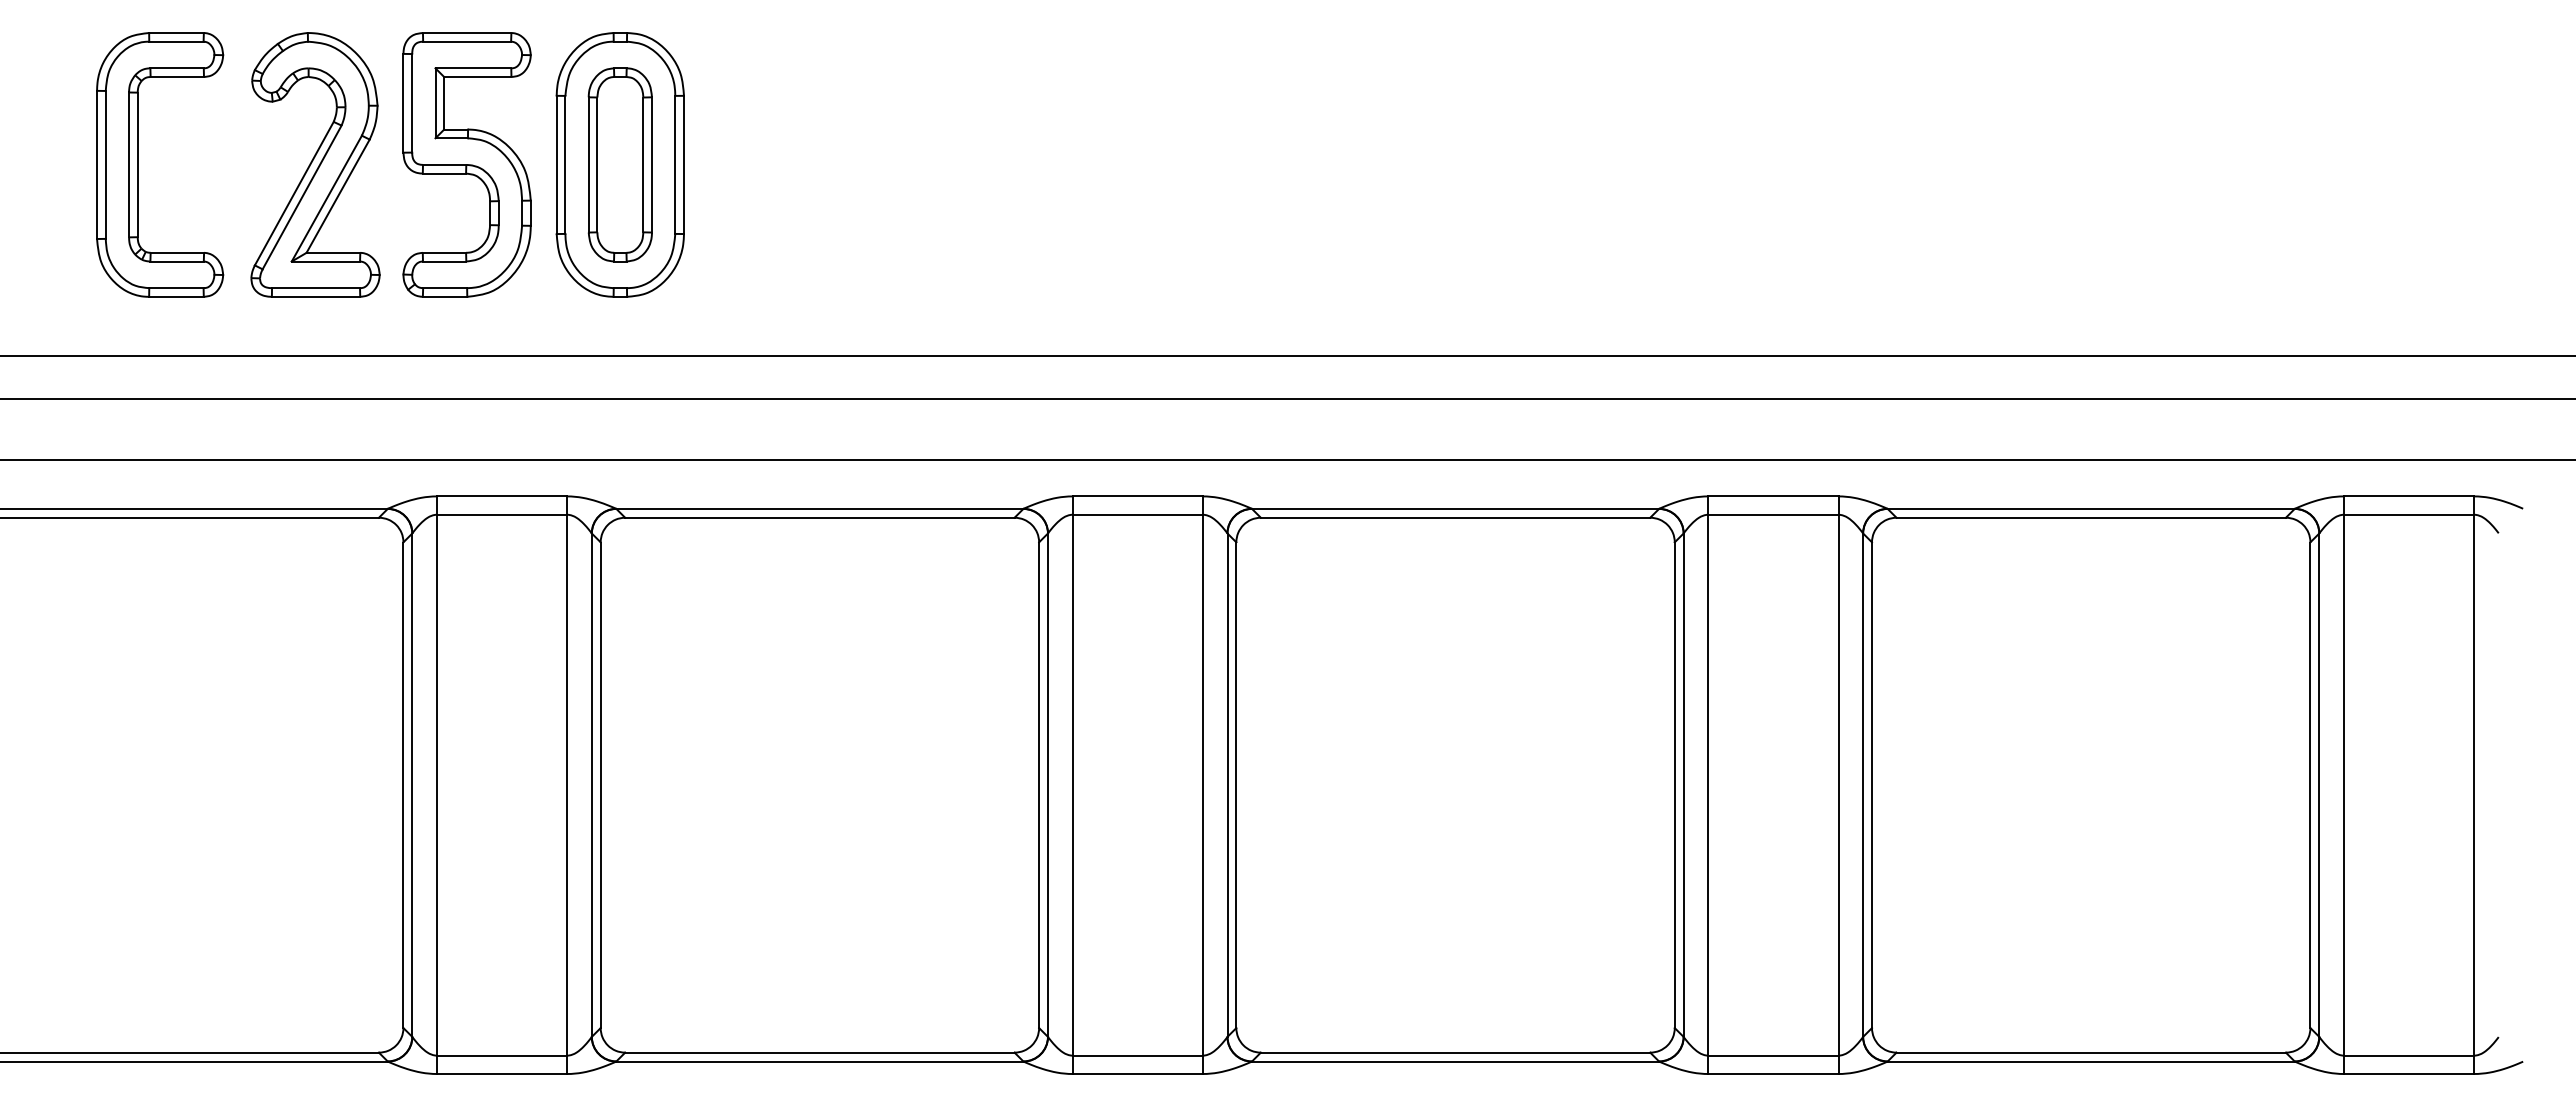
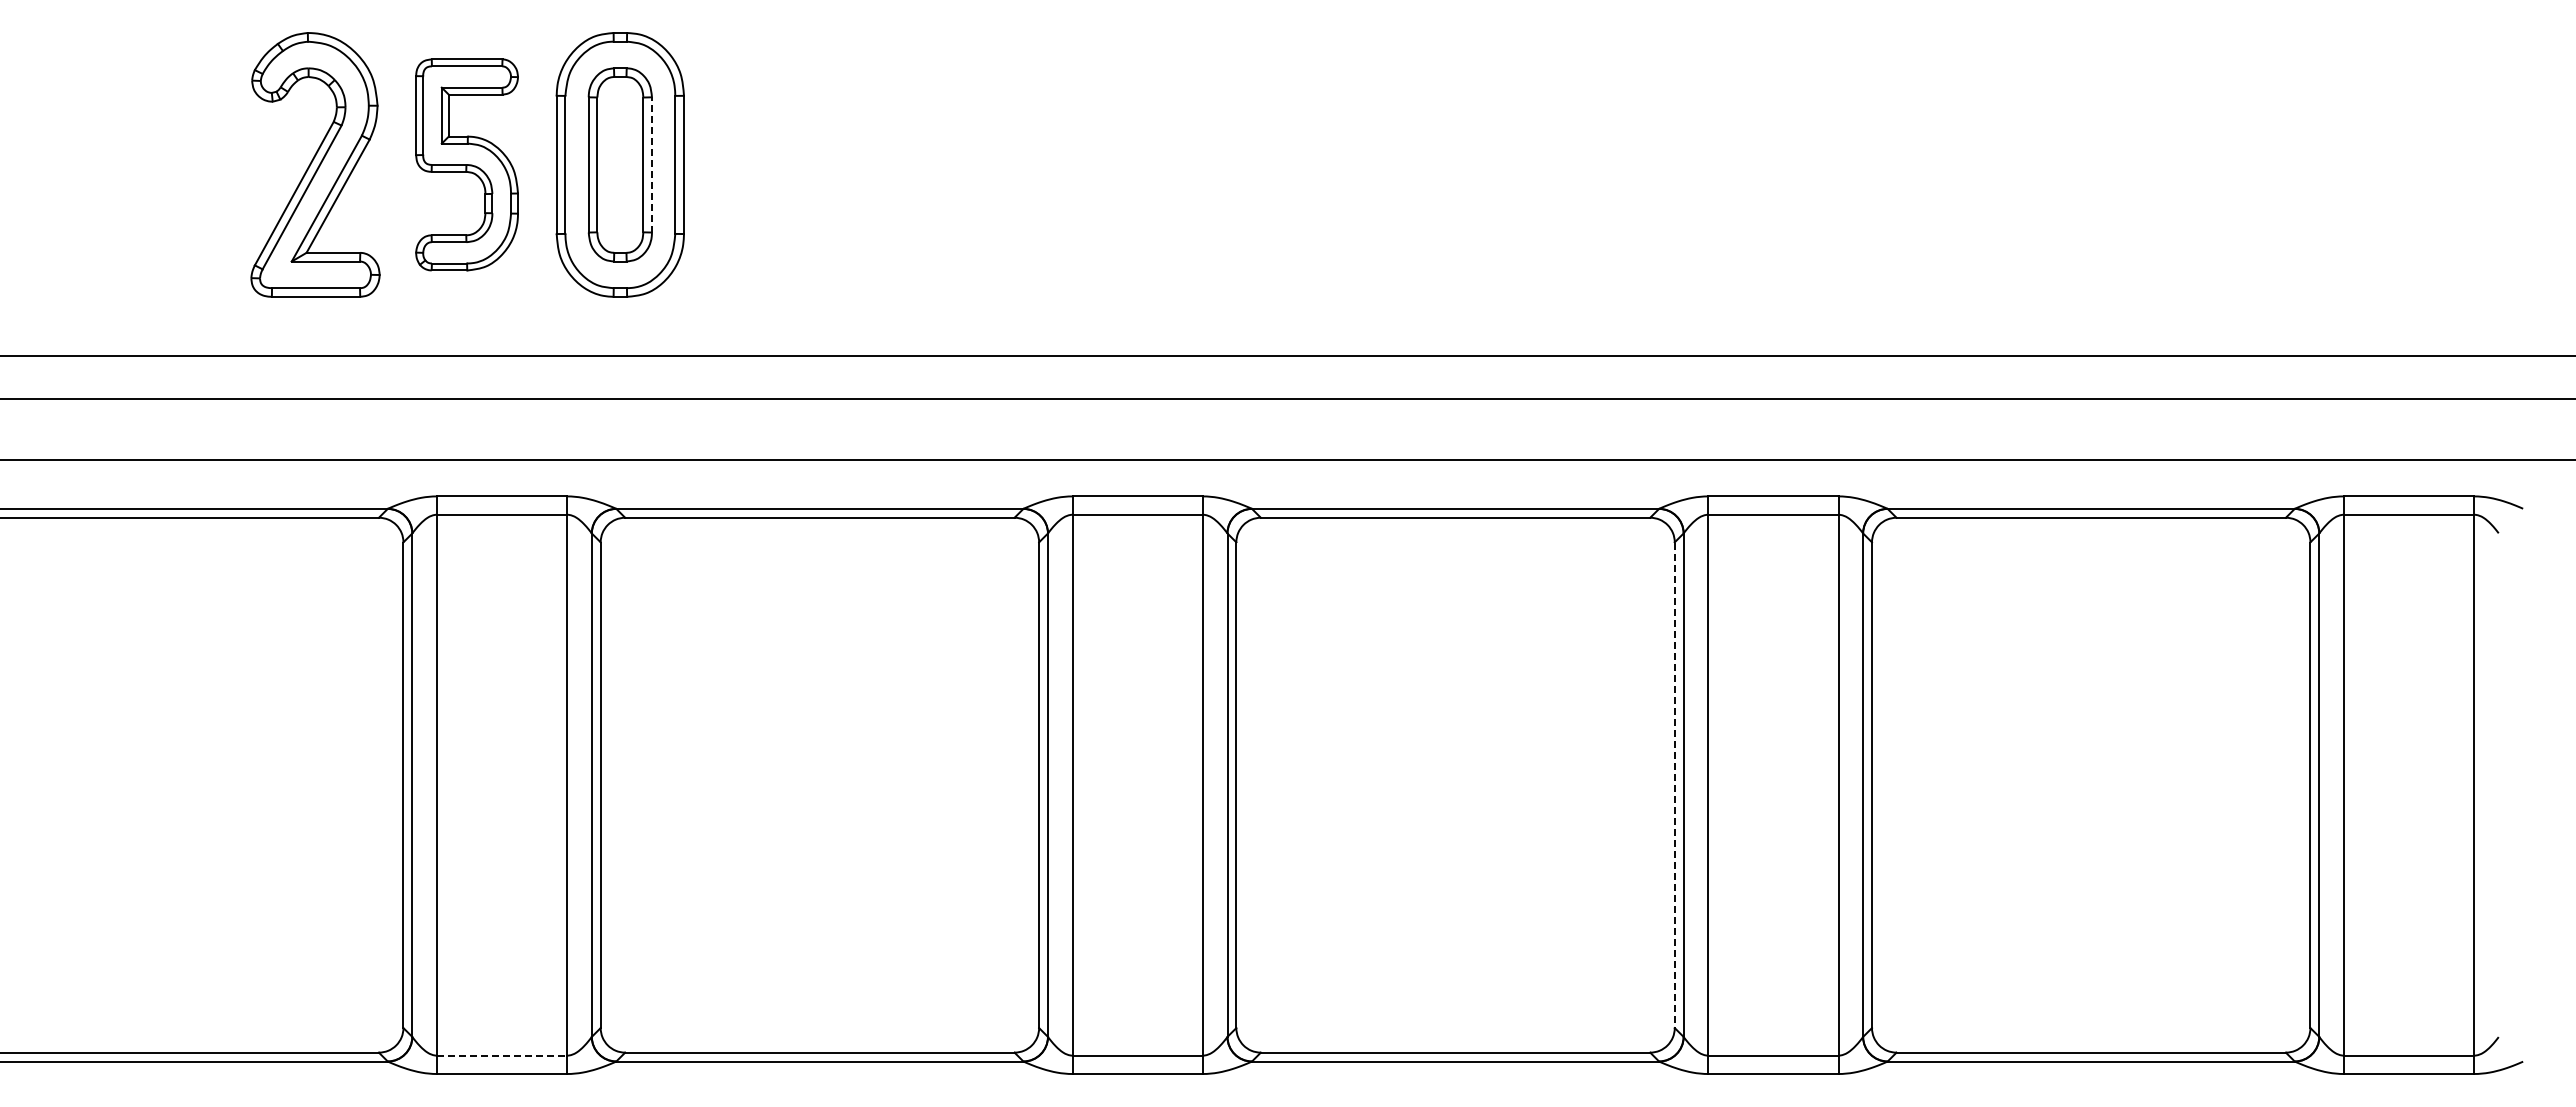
part: present -> none (138, 164)
part size: 130x266 px -> 104x214 px (466, 164)
line: solid -> dashed (652, 164)
line: solid -> dashed (1674, 785)
line: solid -> dashed (502, 1055)
